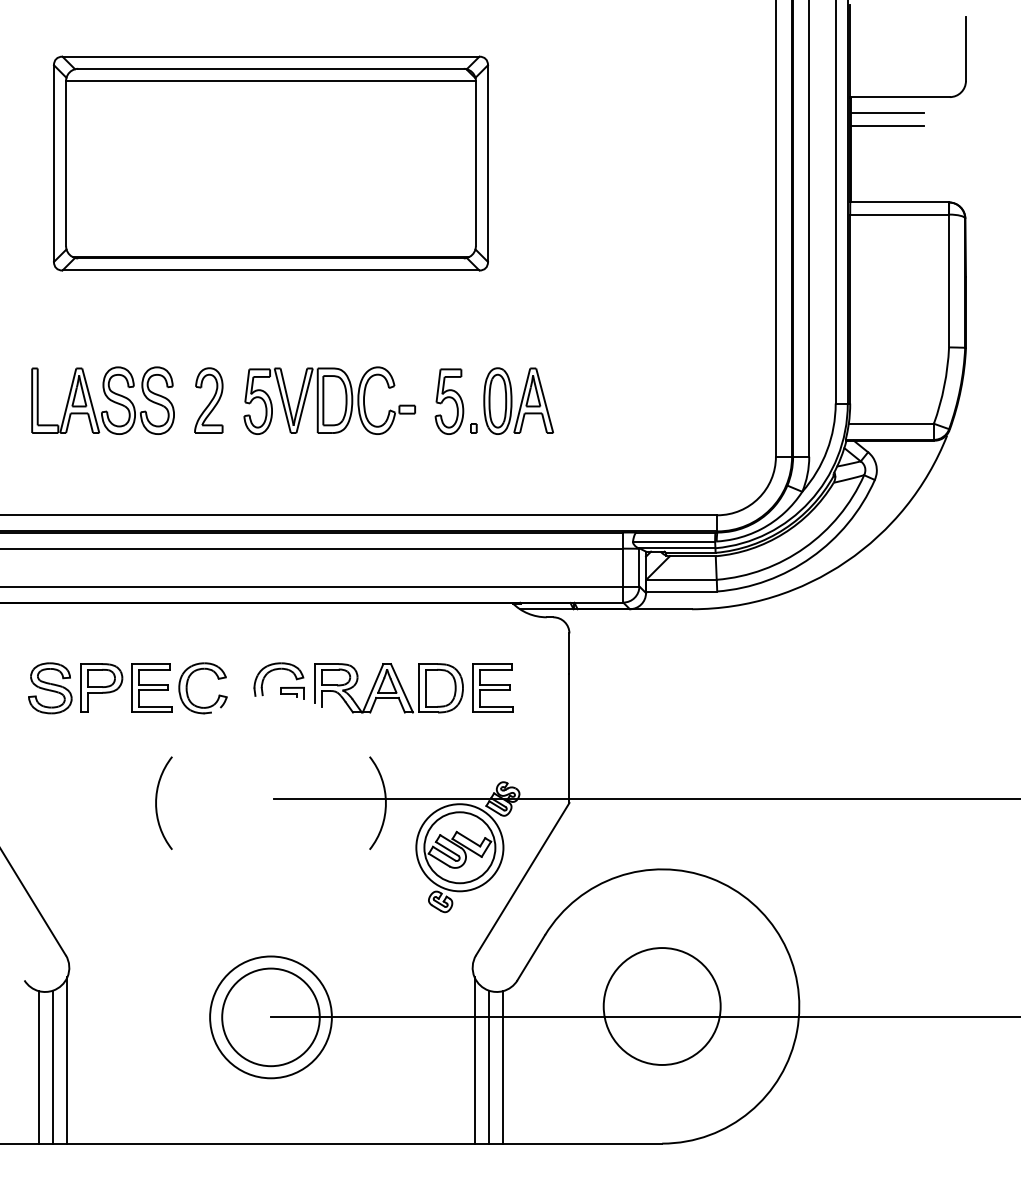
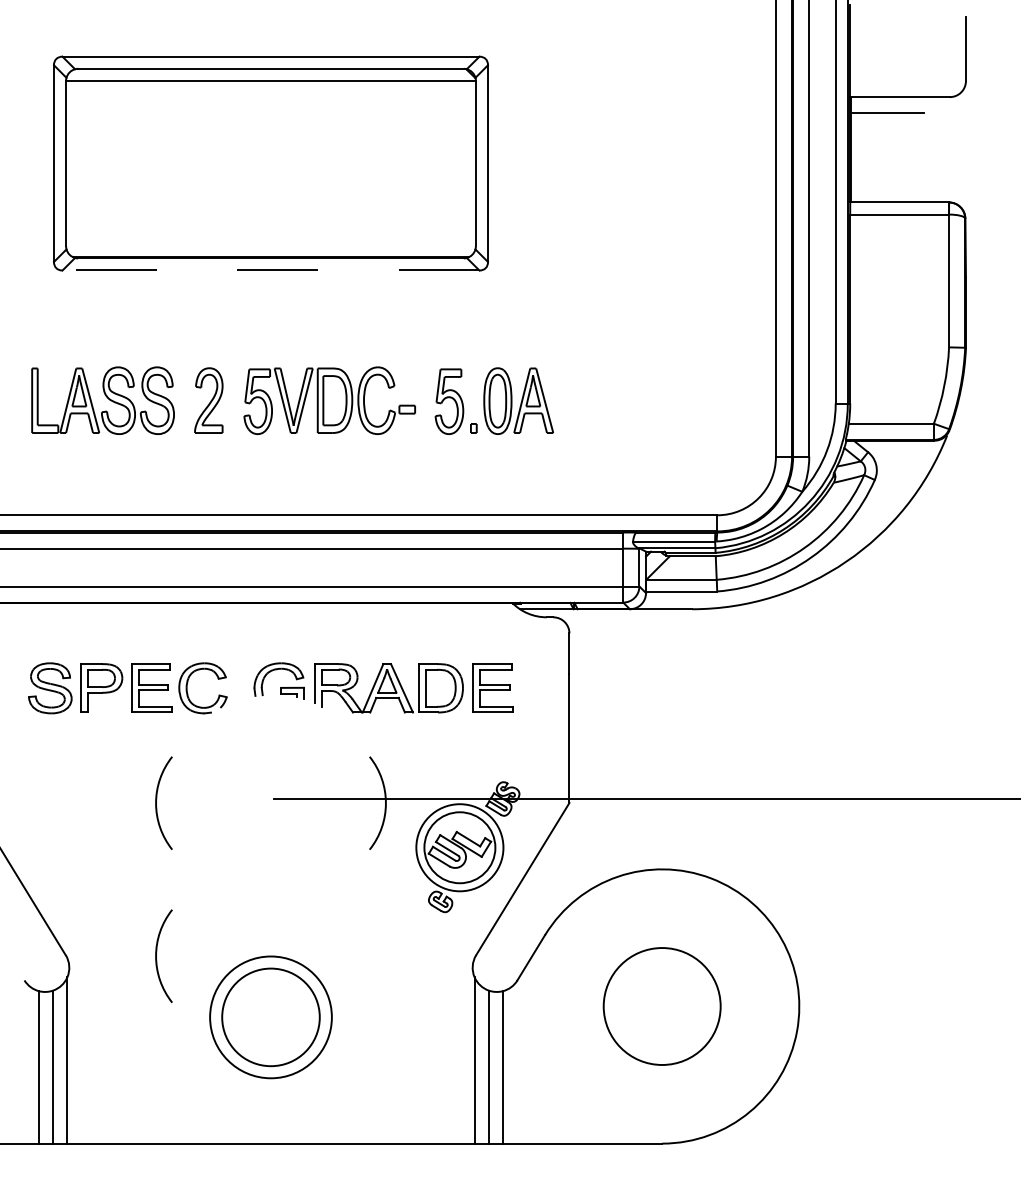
line: present -> none (887, 125)
line: solid -> dashed (270, 270)
arc: none -> present (157, 952)
line: present -> none (644, 1017)
